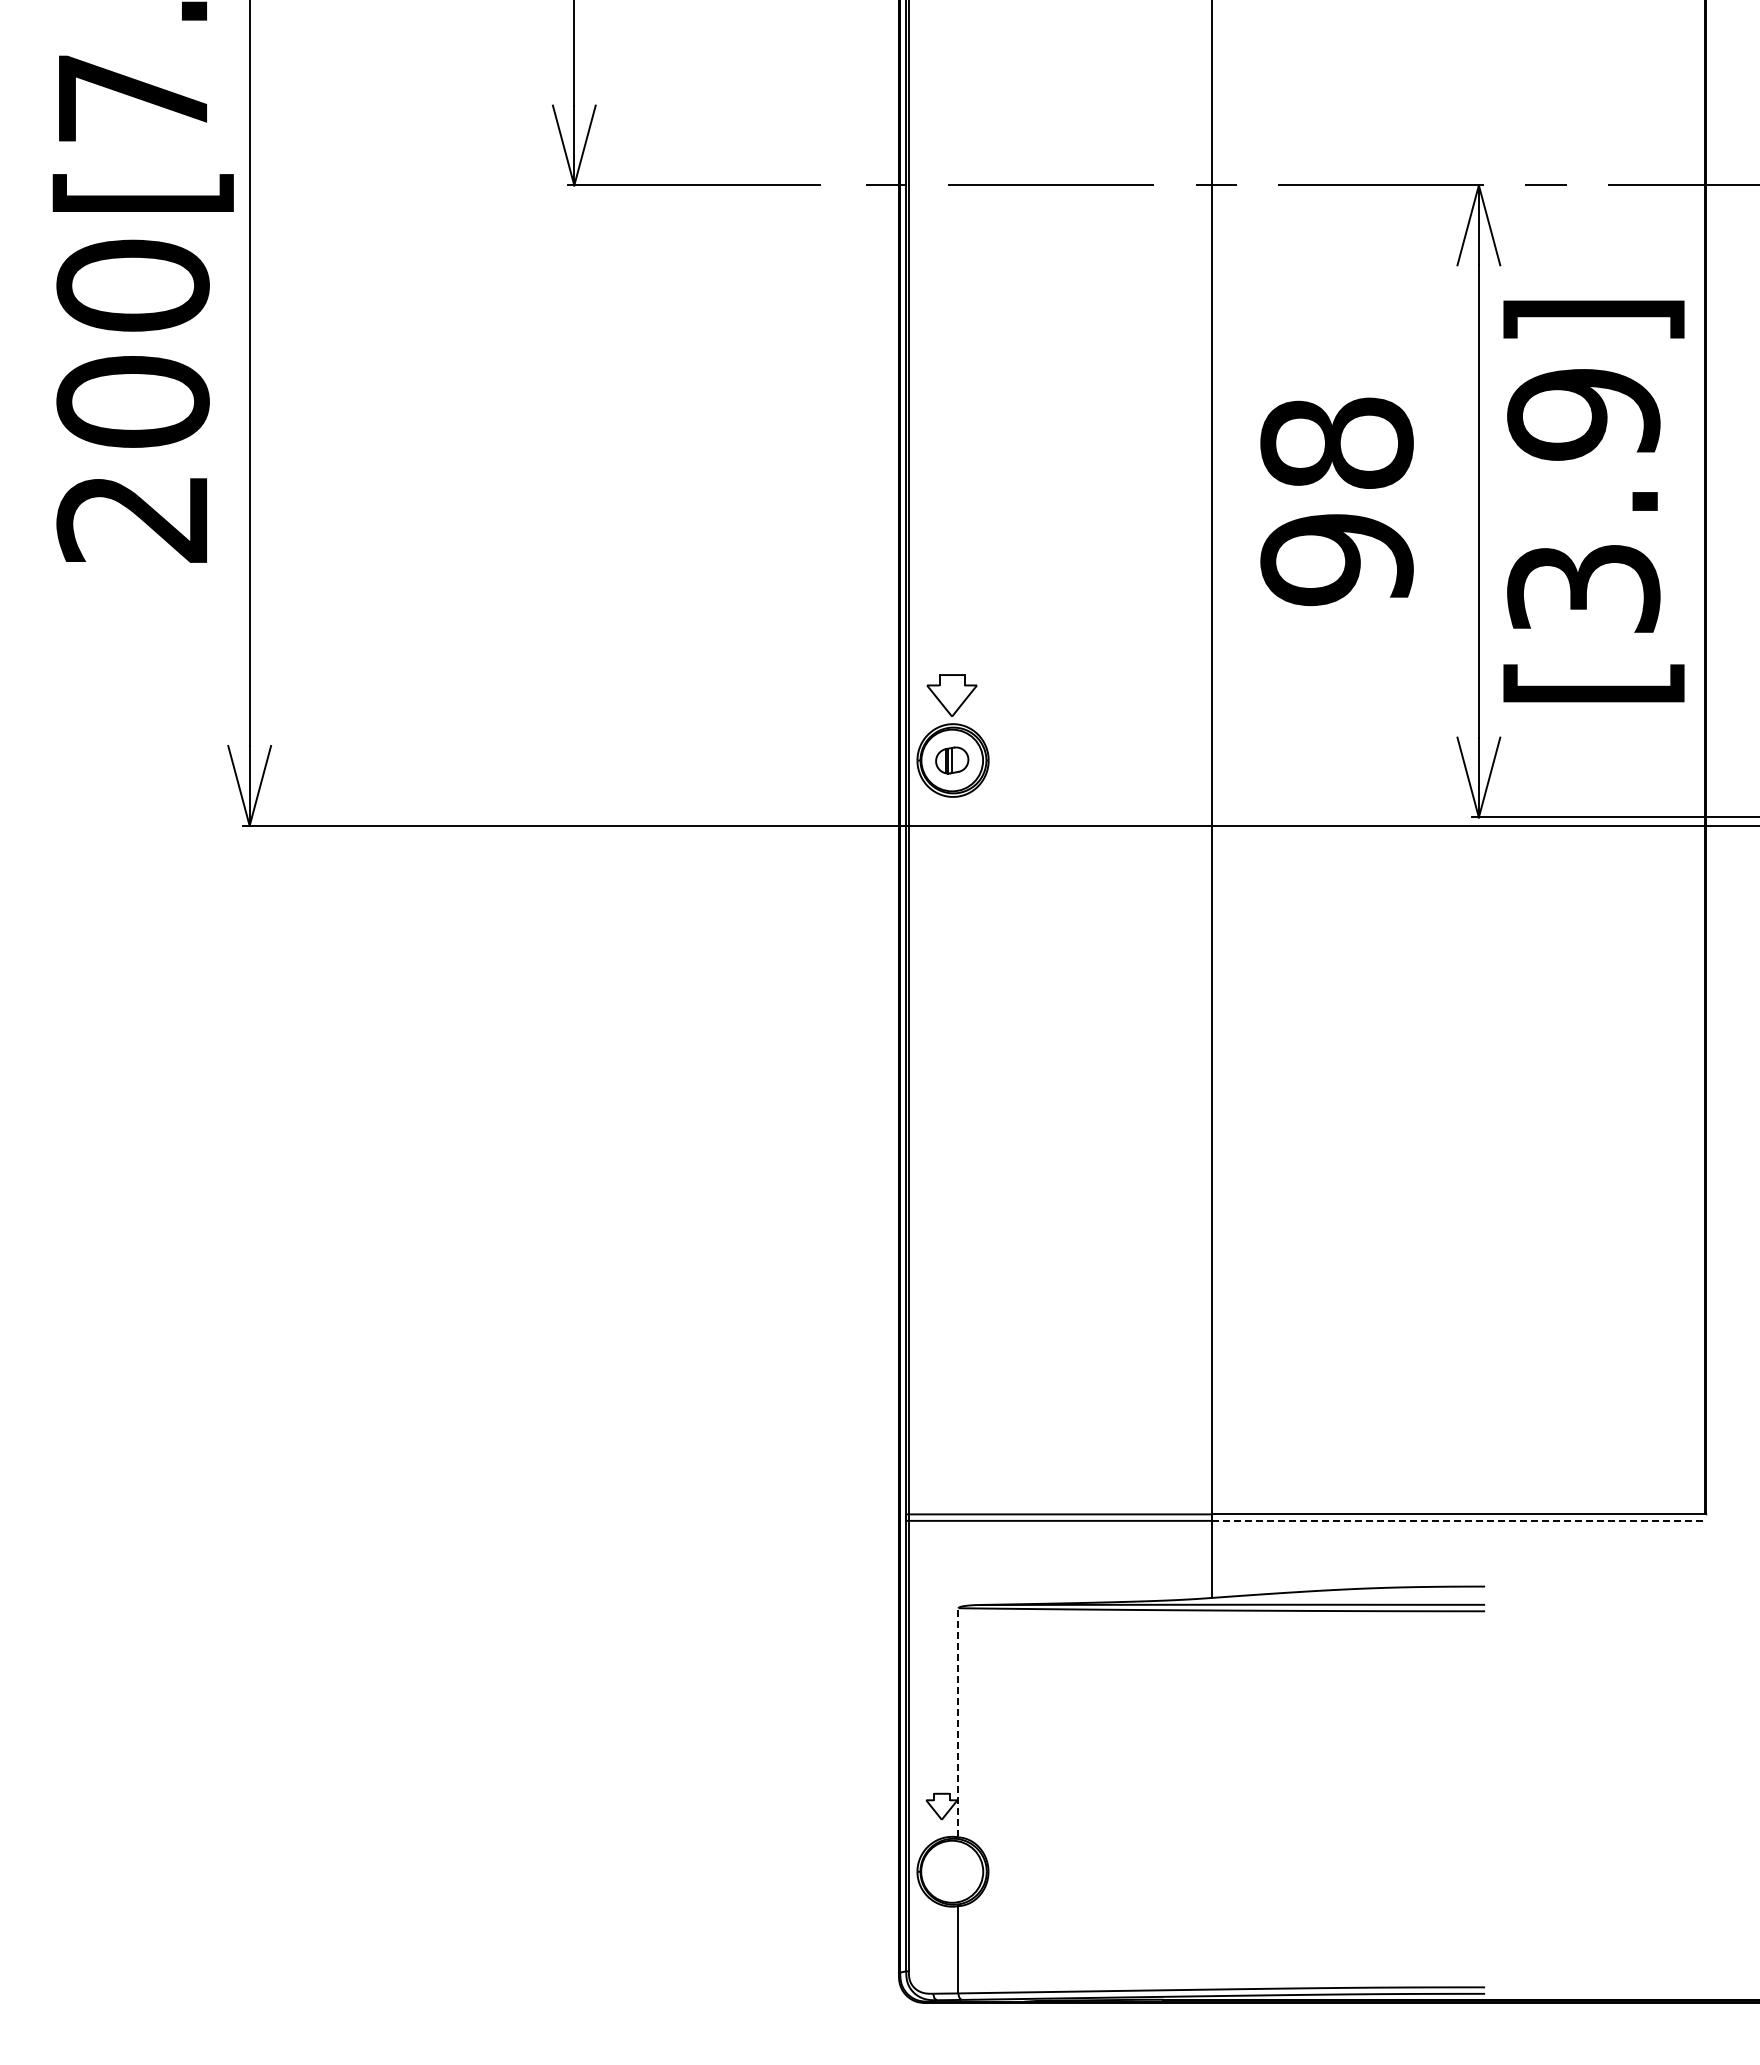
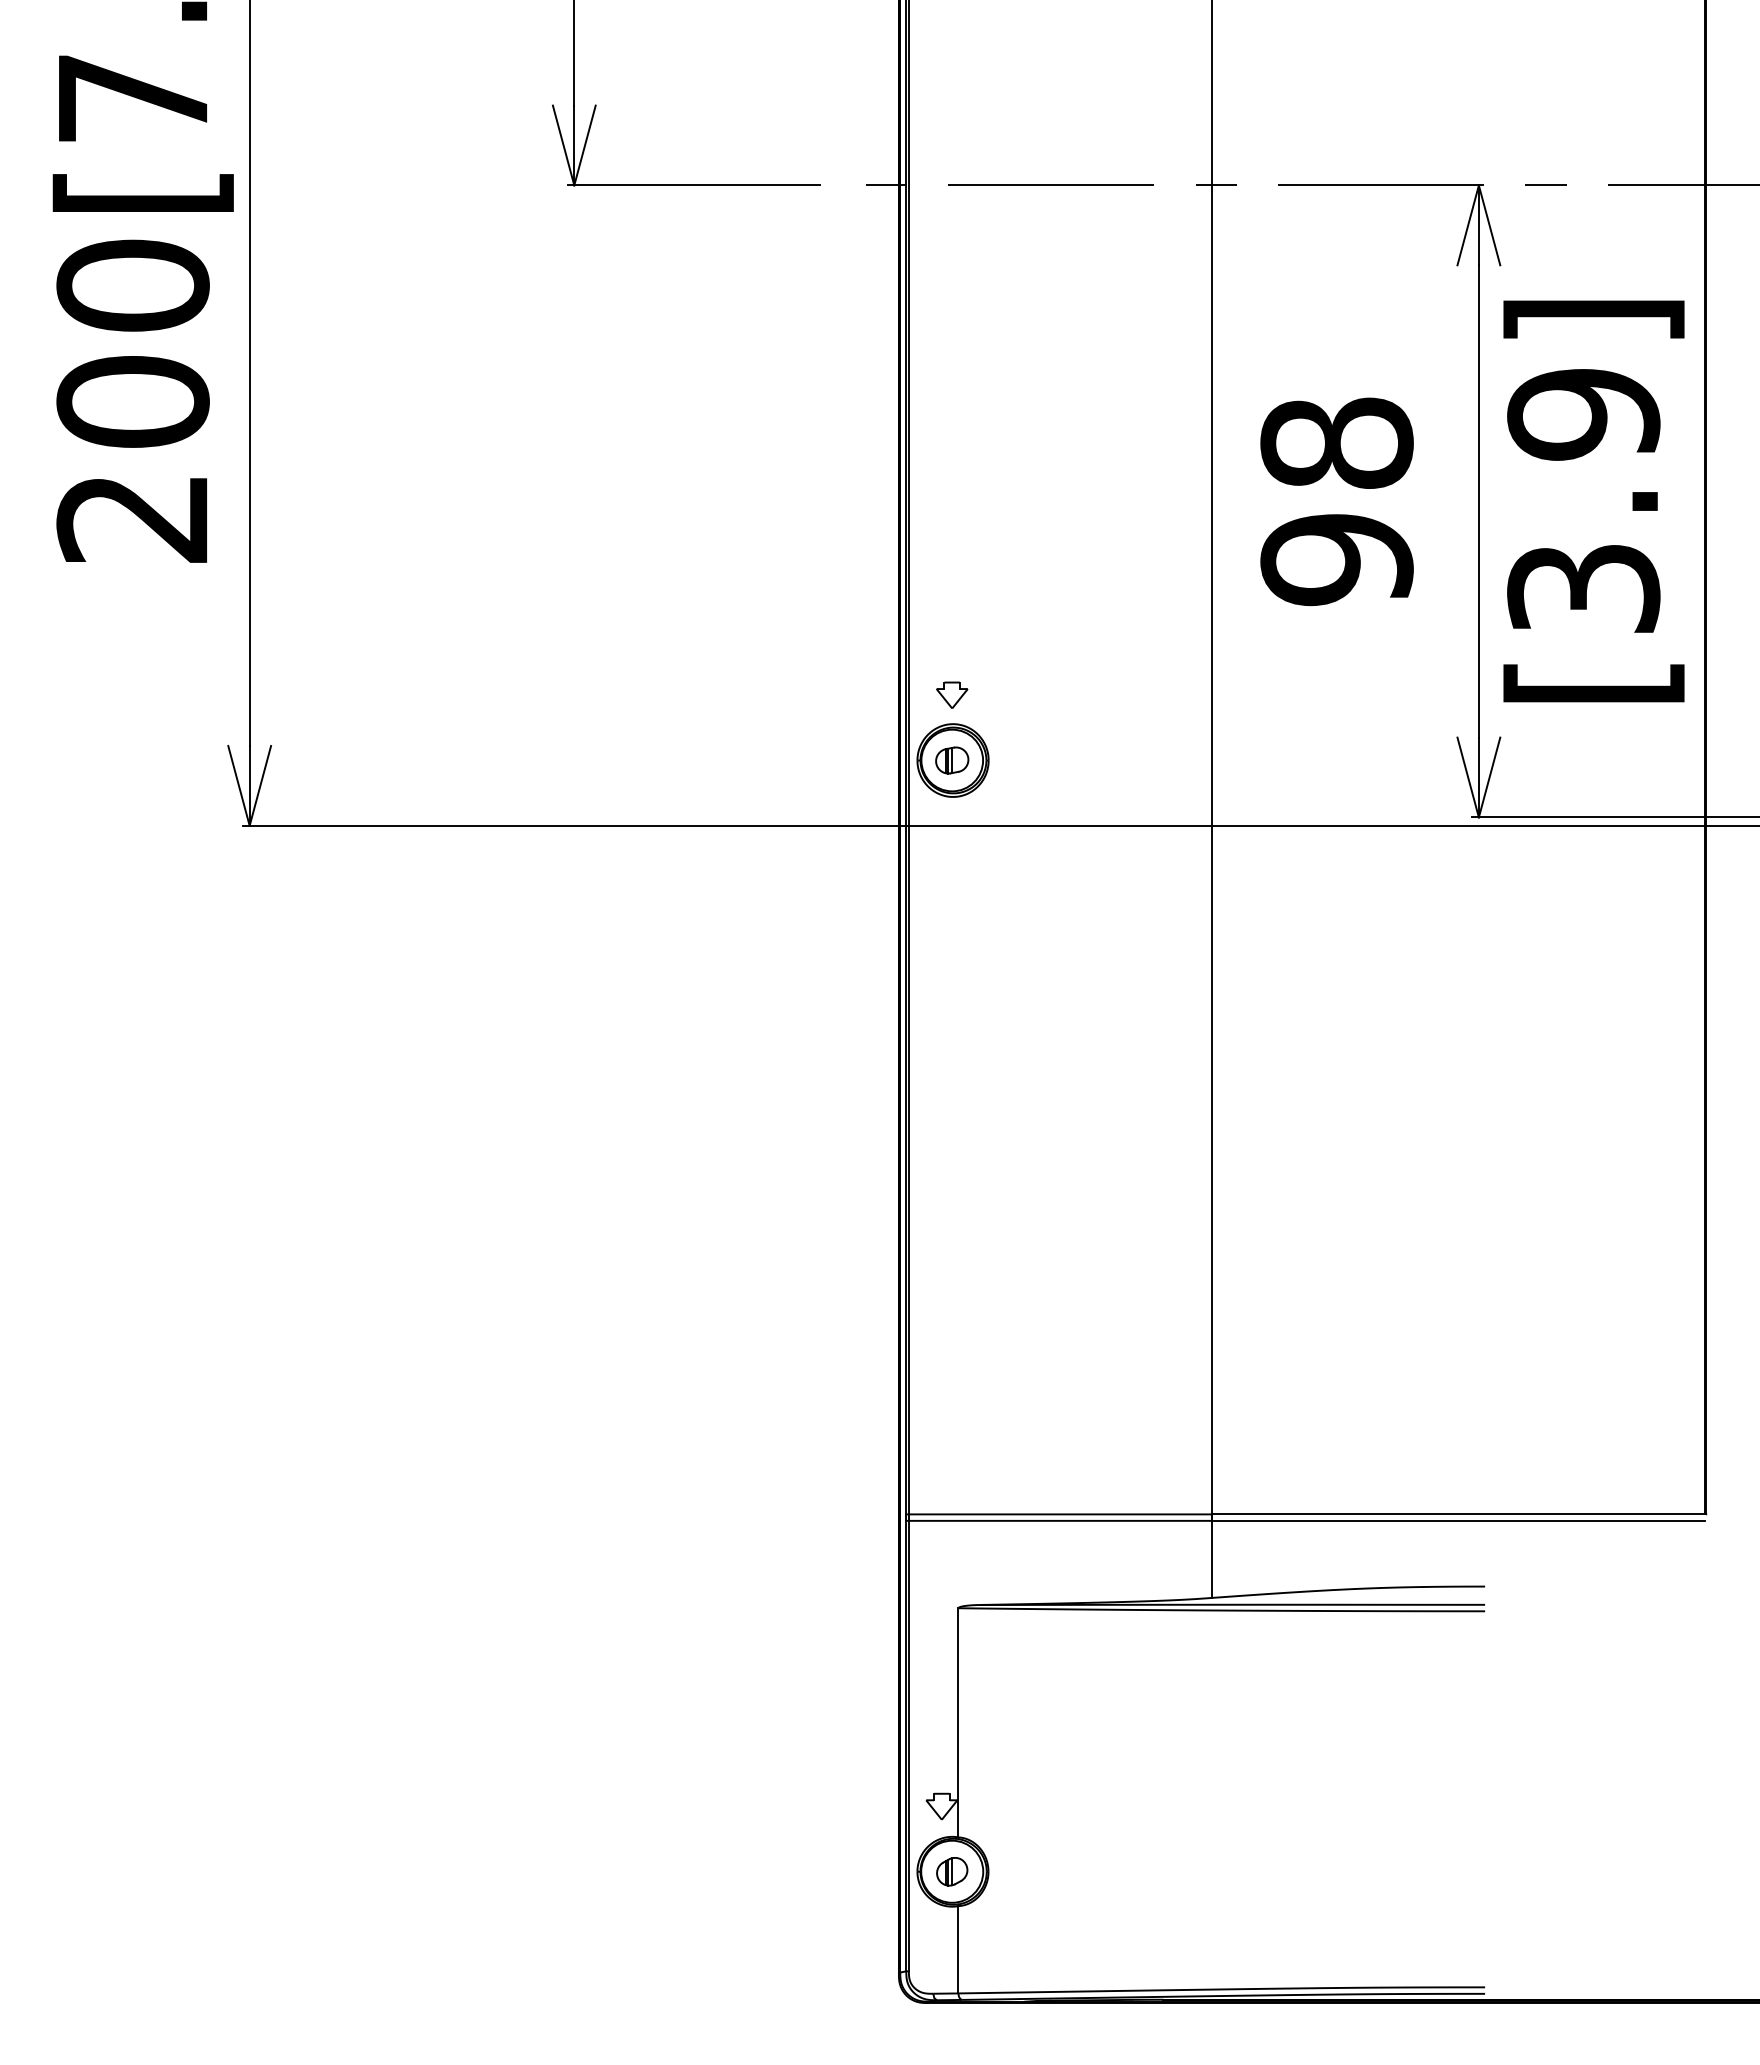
part size: 52x43 px -> 33x28 px (952, 694)
line: dashed -> solid (1458, 1520)
line: dashed -> solid (958, 1722)
part: none -> present (952, 1871)
